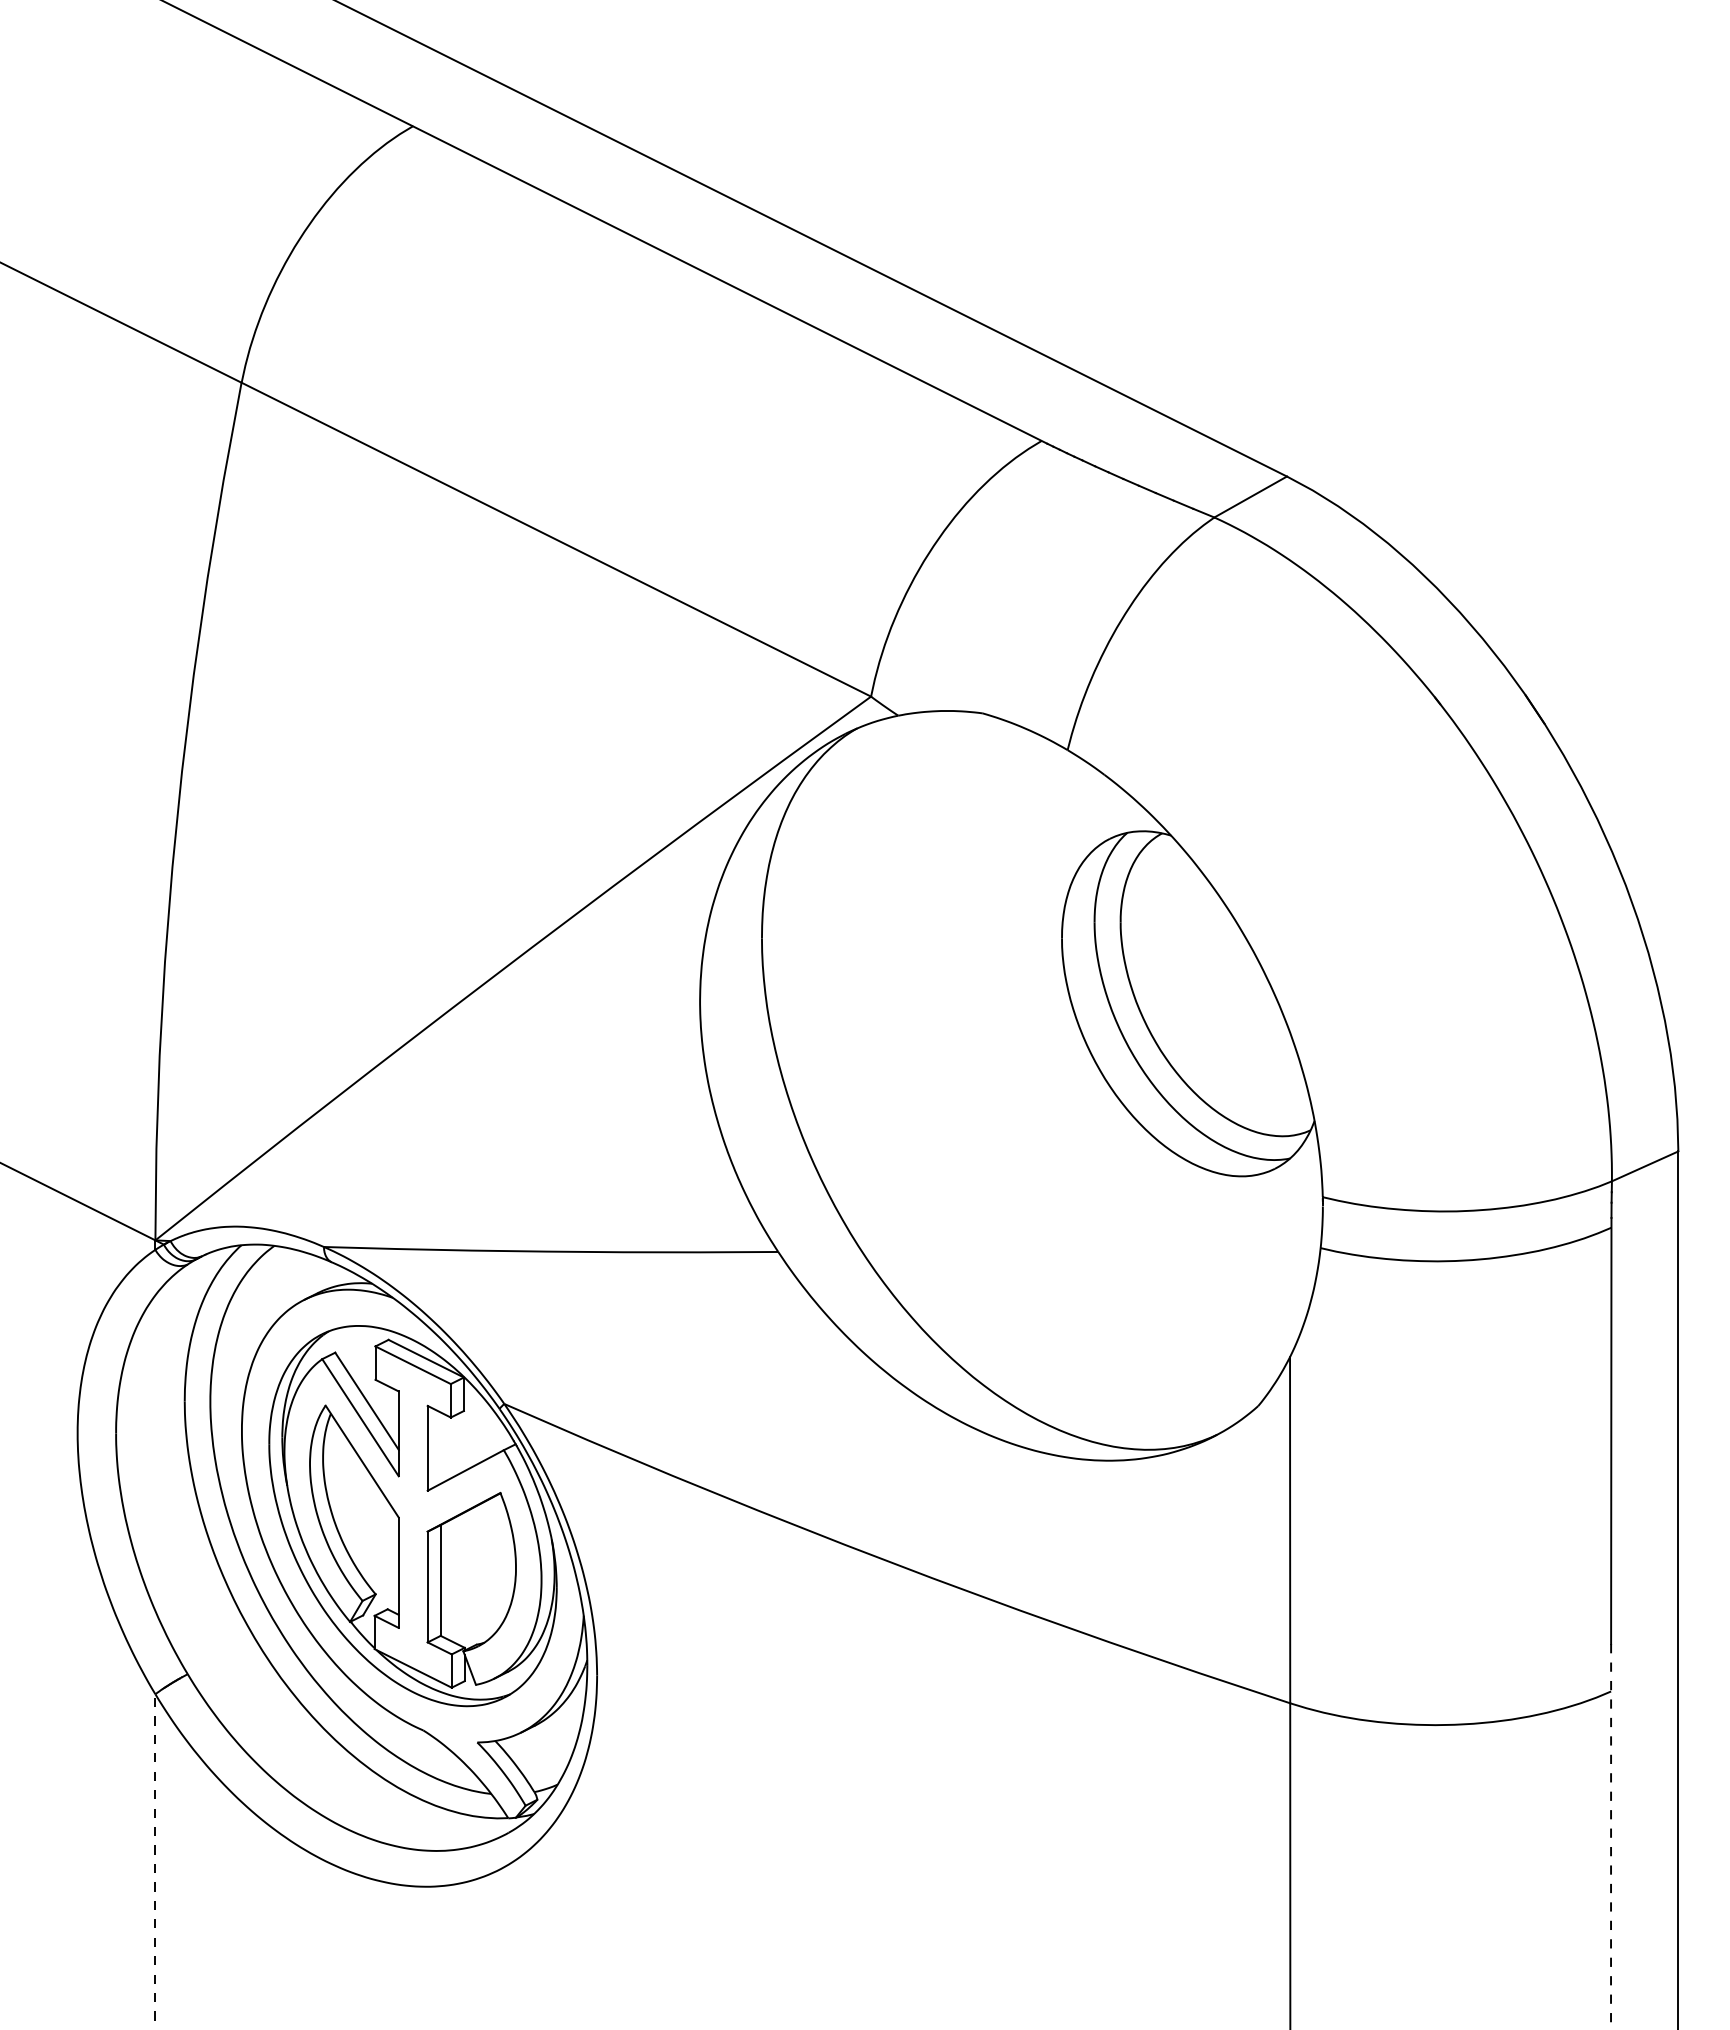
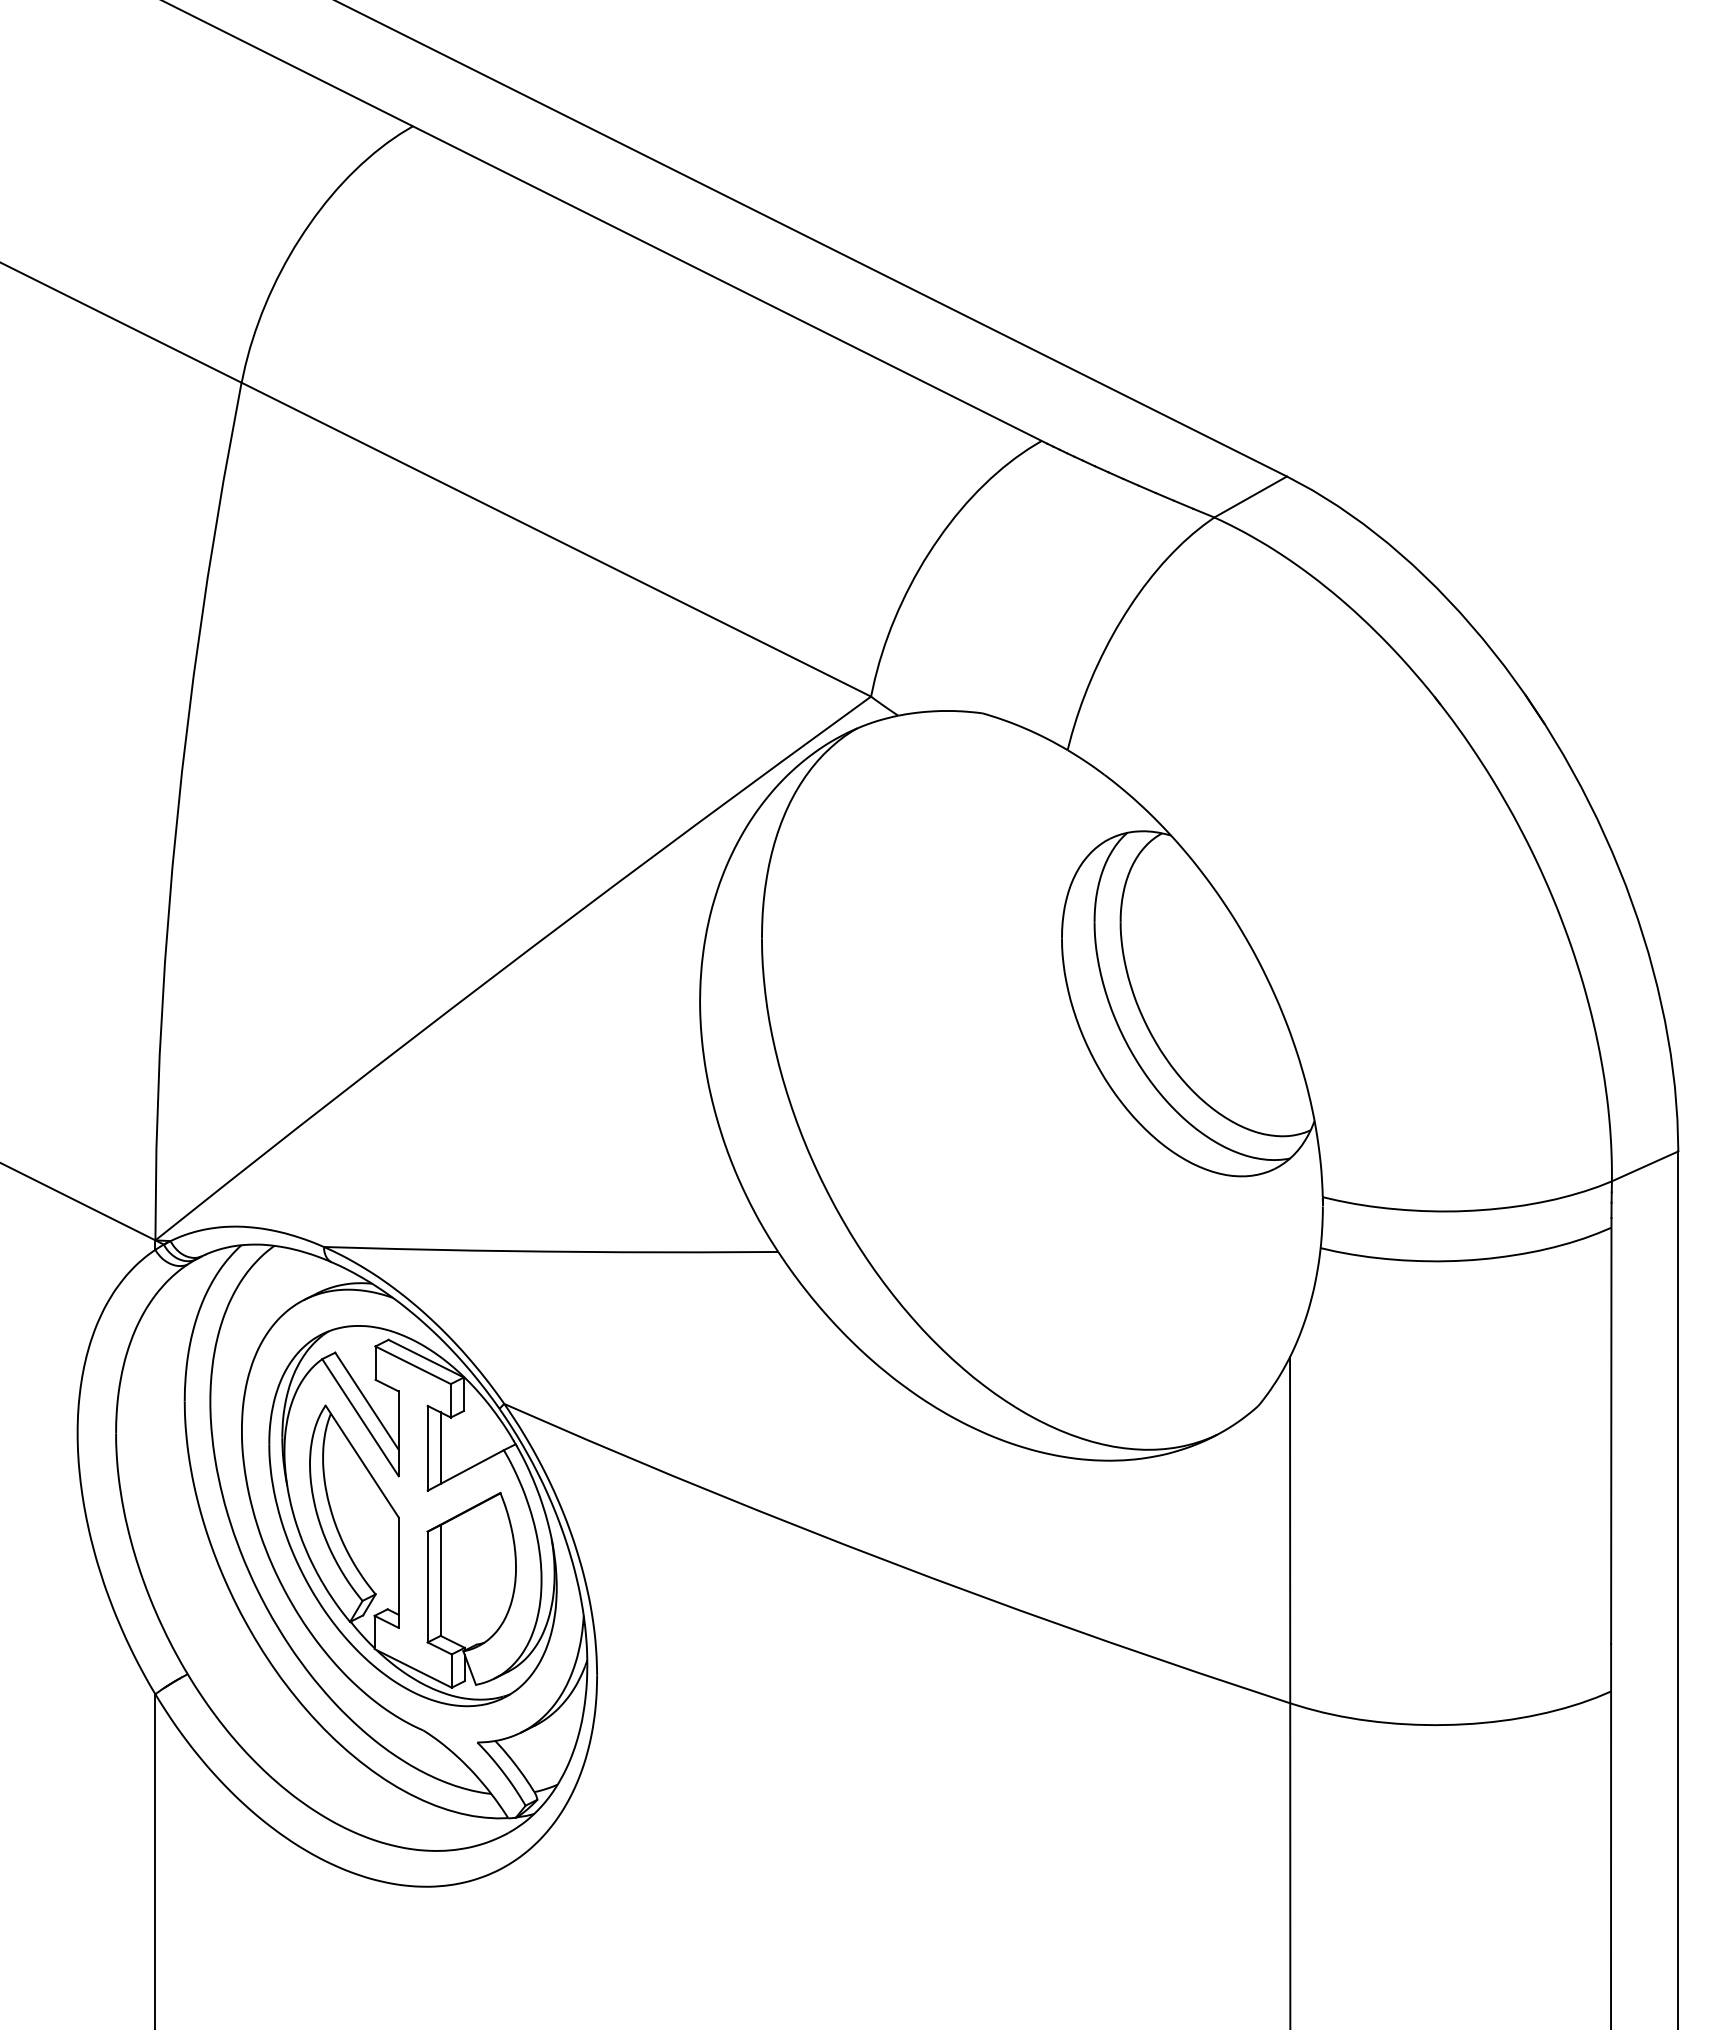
line: none -> present (440, 1447)
line: dashed -> solid (1611, 1836)
line: dashed -> solid (155, 1861)
